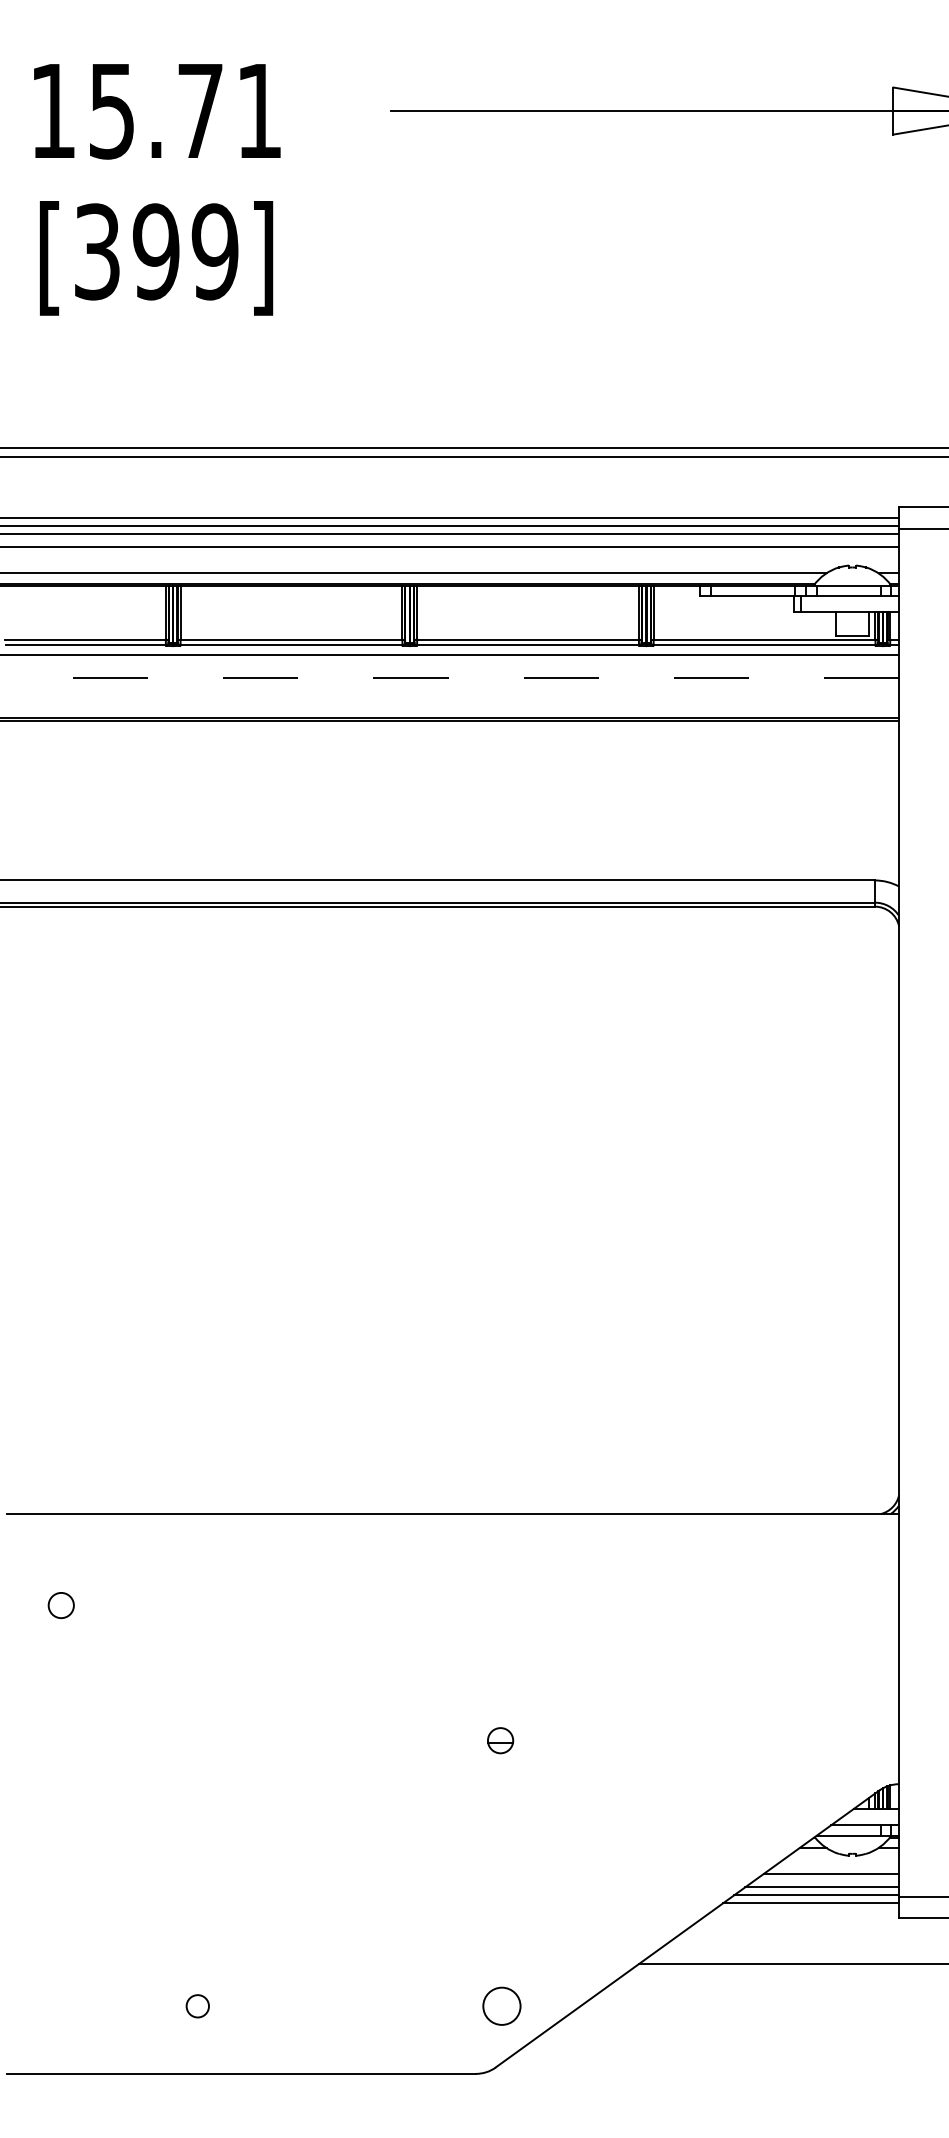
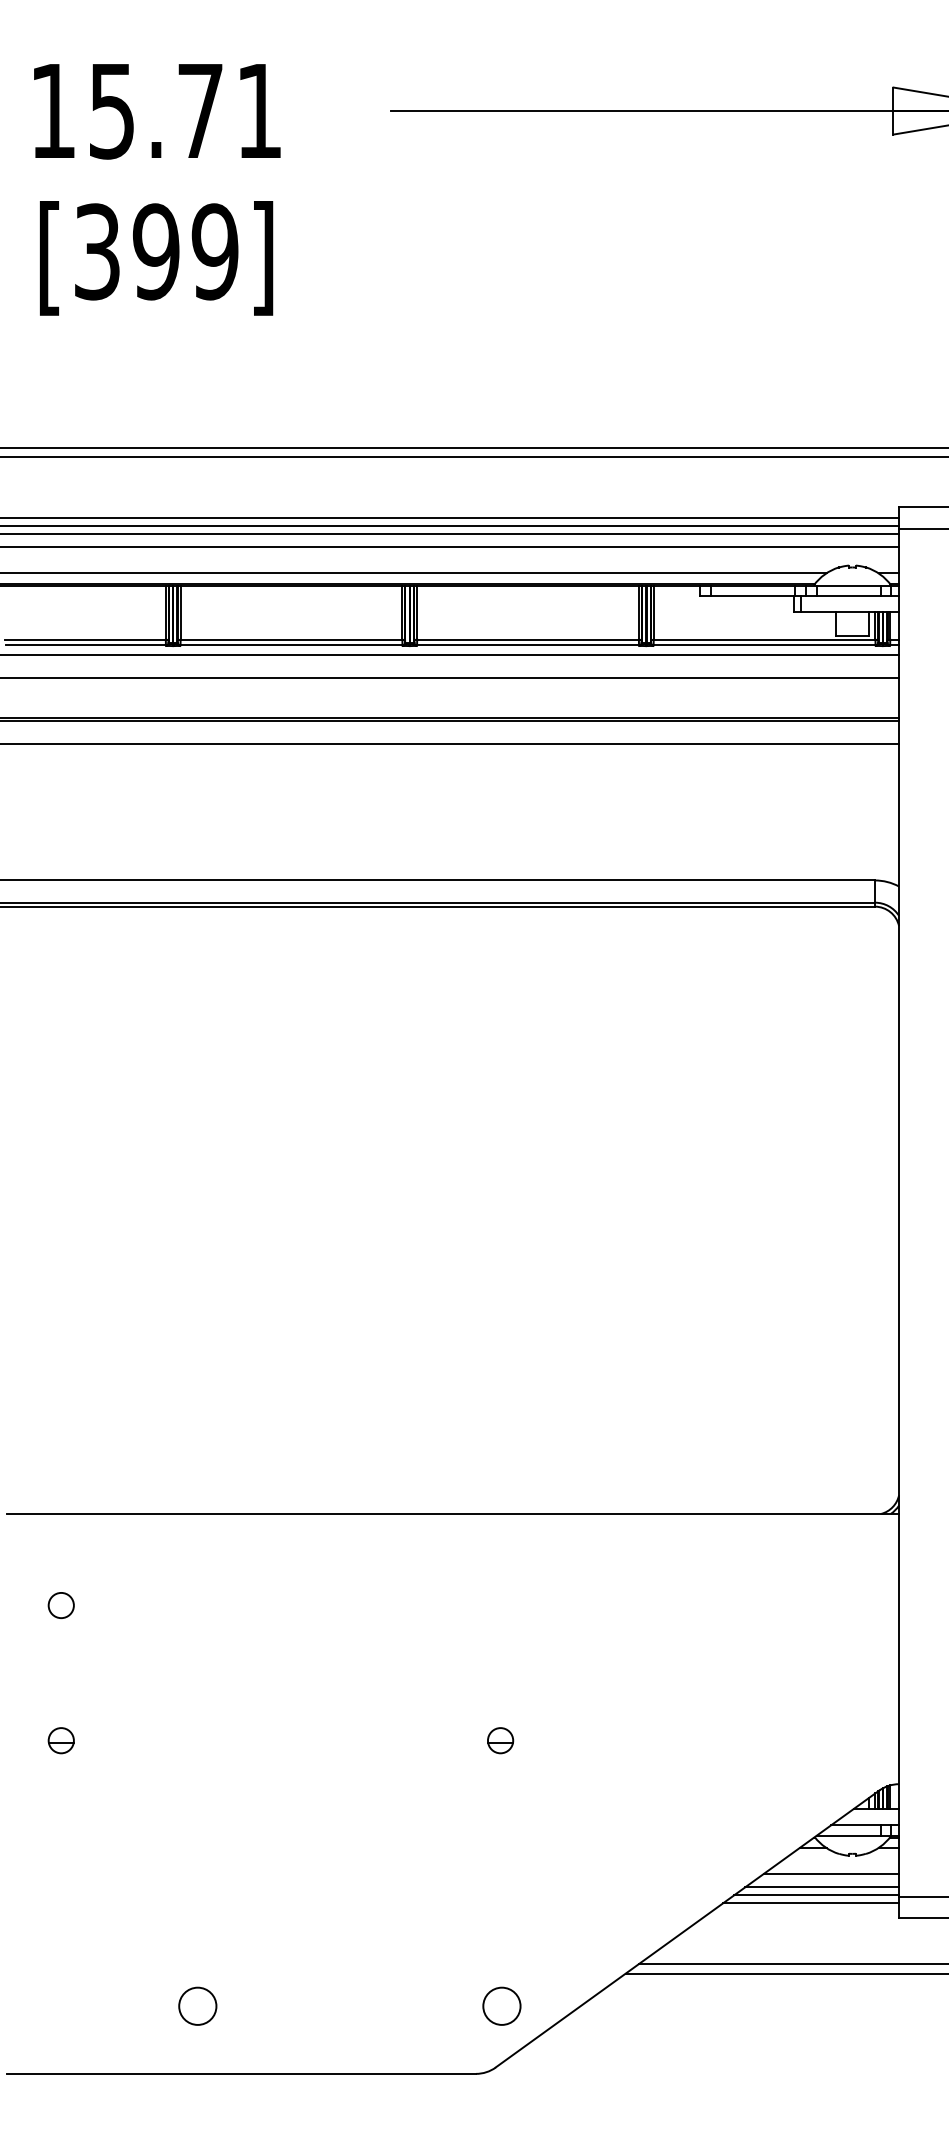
line: dashed -> solid (449, 678)
line: none -> present (450, 743)
part: none -> present (60, 1740)
line: none -> present (785, 1973)
circle diameter: 22 px -> 37 px (197, 2005)
